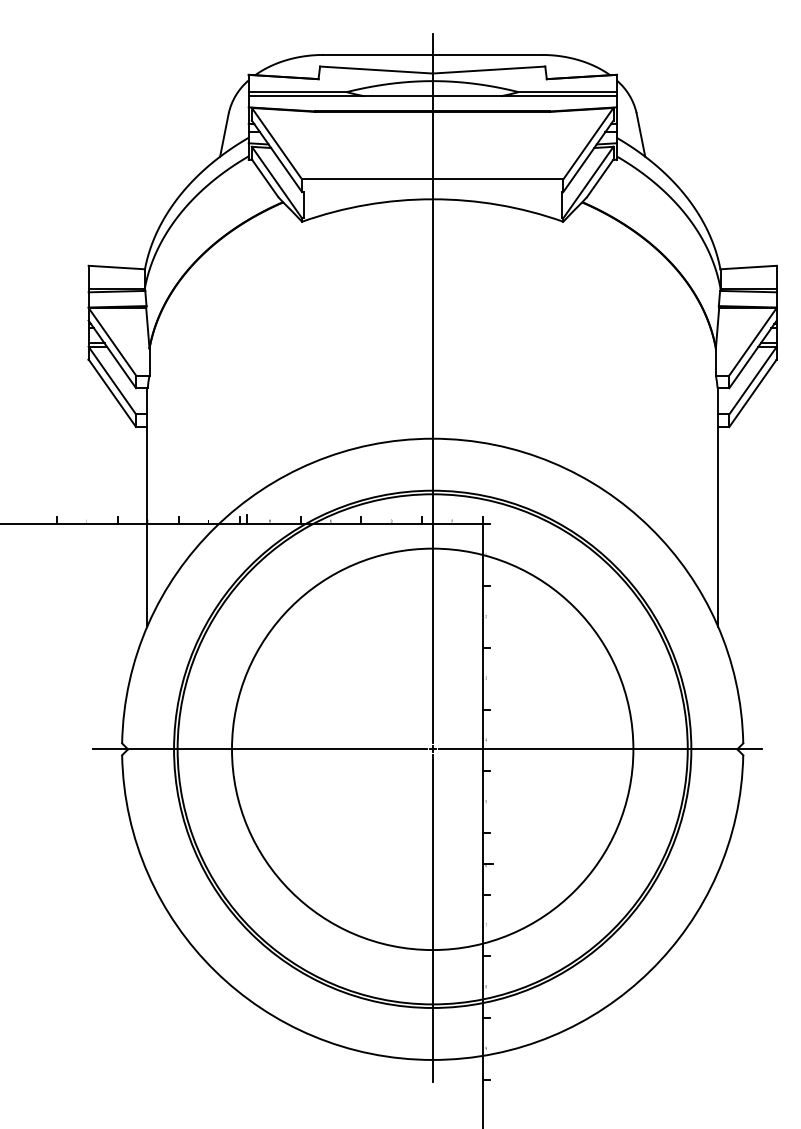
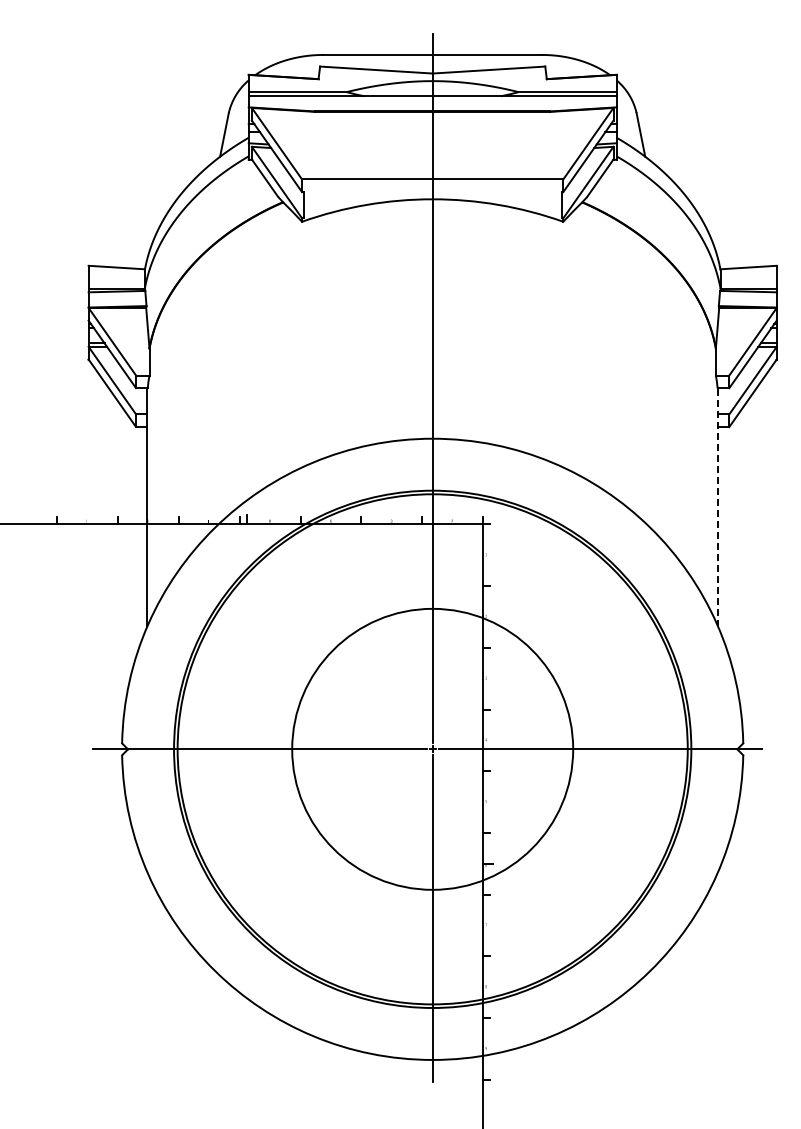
line: solid -> dashed (718, 507)
circle diameter: 401 px -> 281 px (432, 748)
